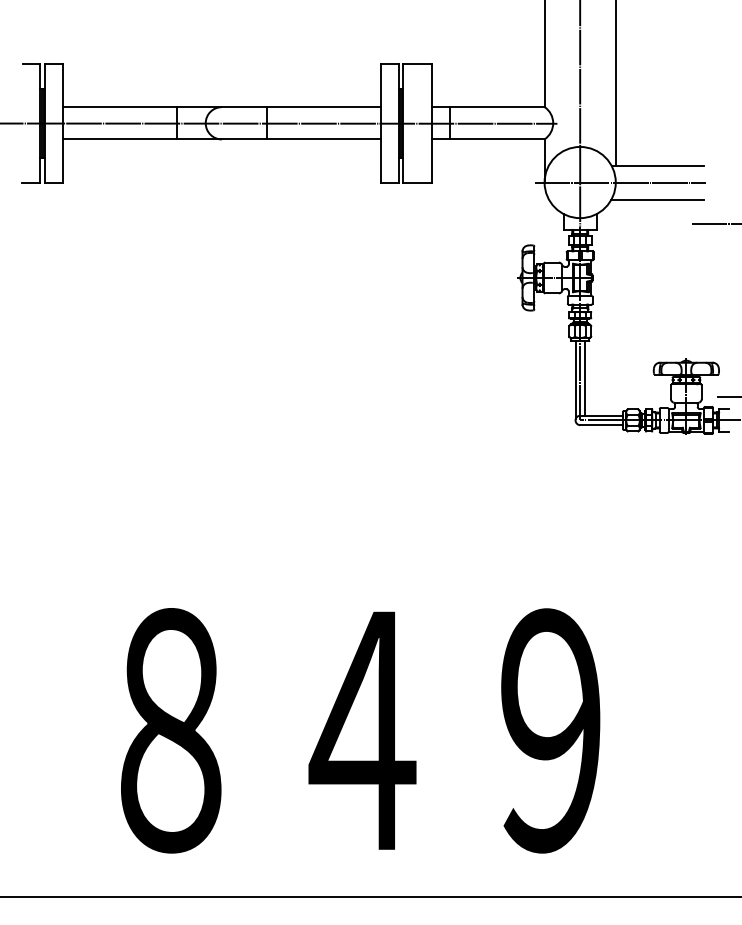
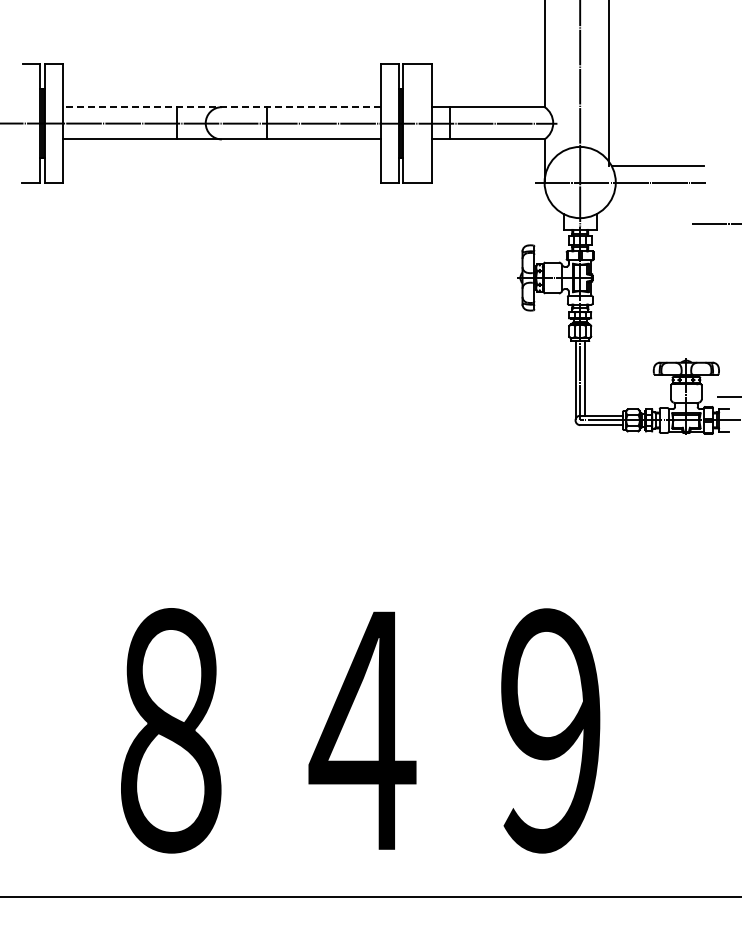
line position: (615, 84) -> (608, 84) (608, 84)
line: solid -> dashed (221, 107)
line: present -> none (657, 199)
